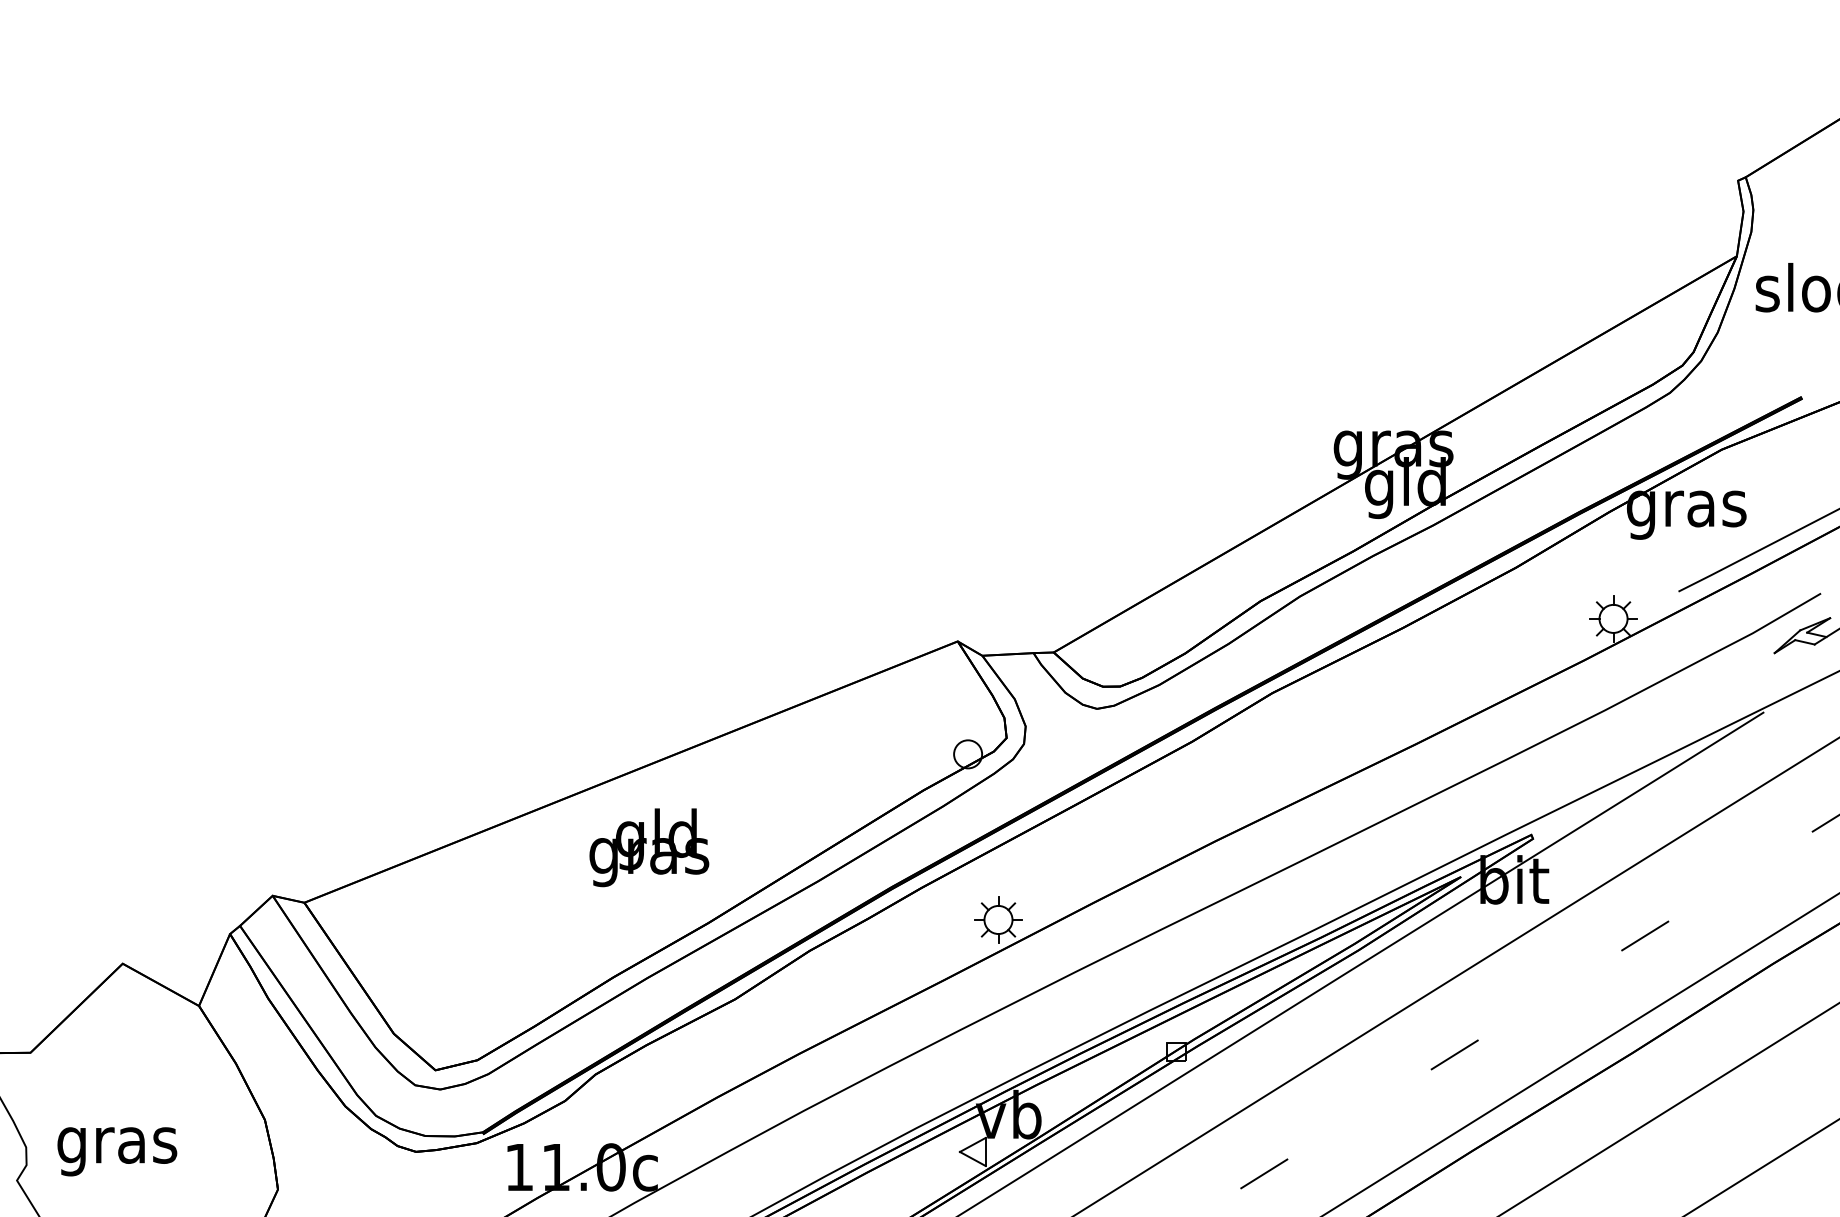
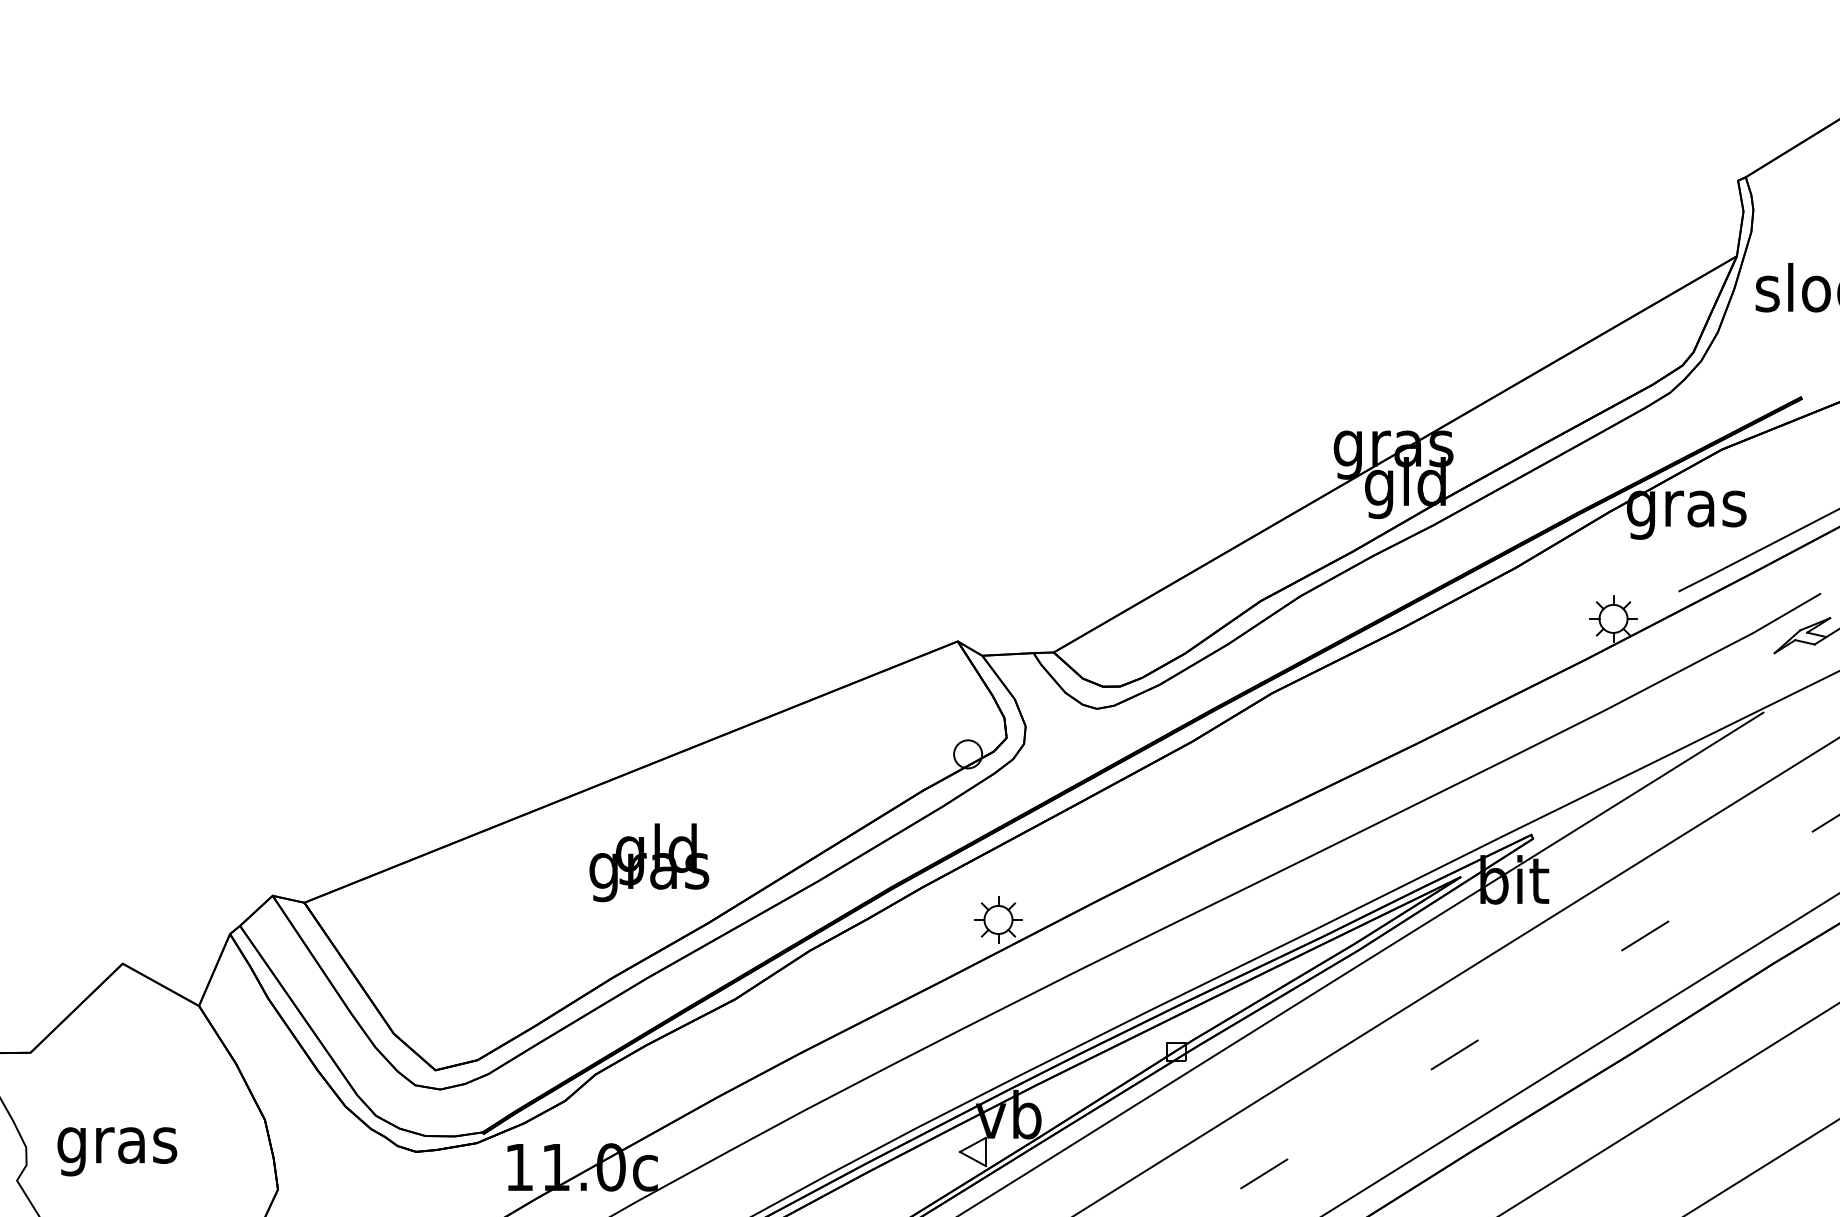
text position: (649, 847) -> (649, 862) (649, 862)
